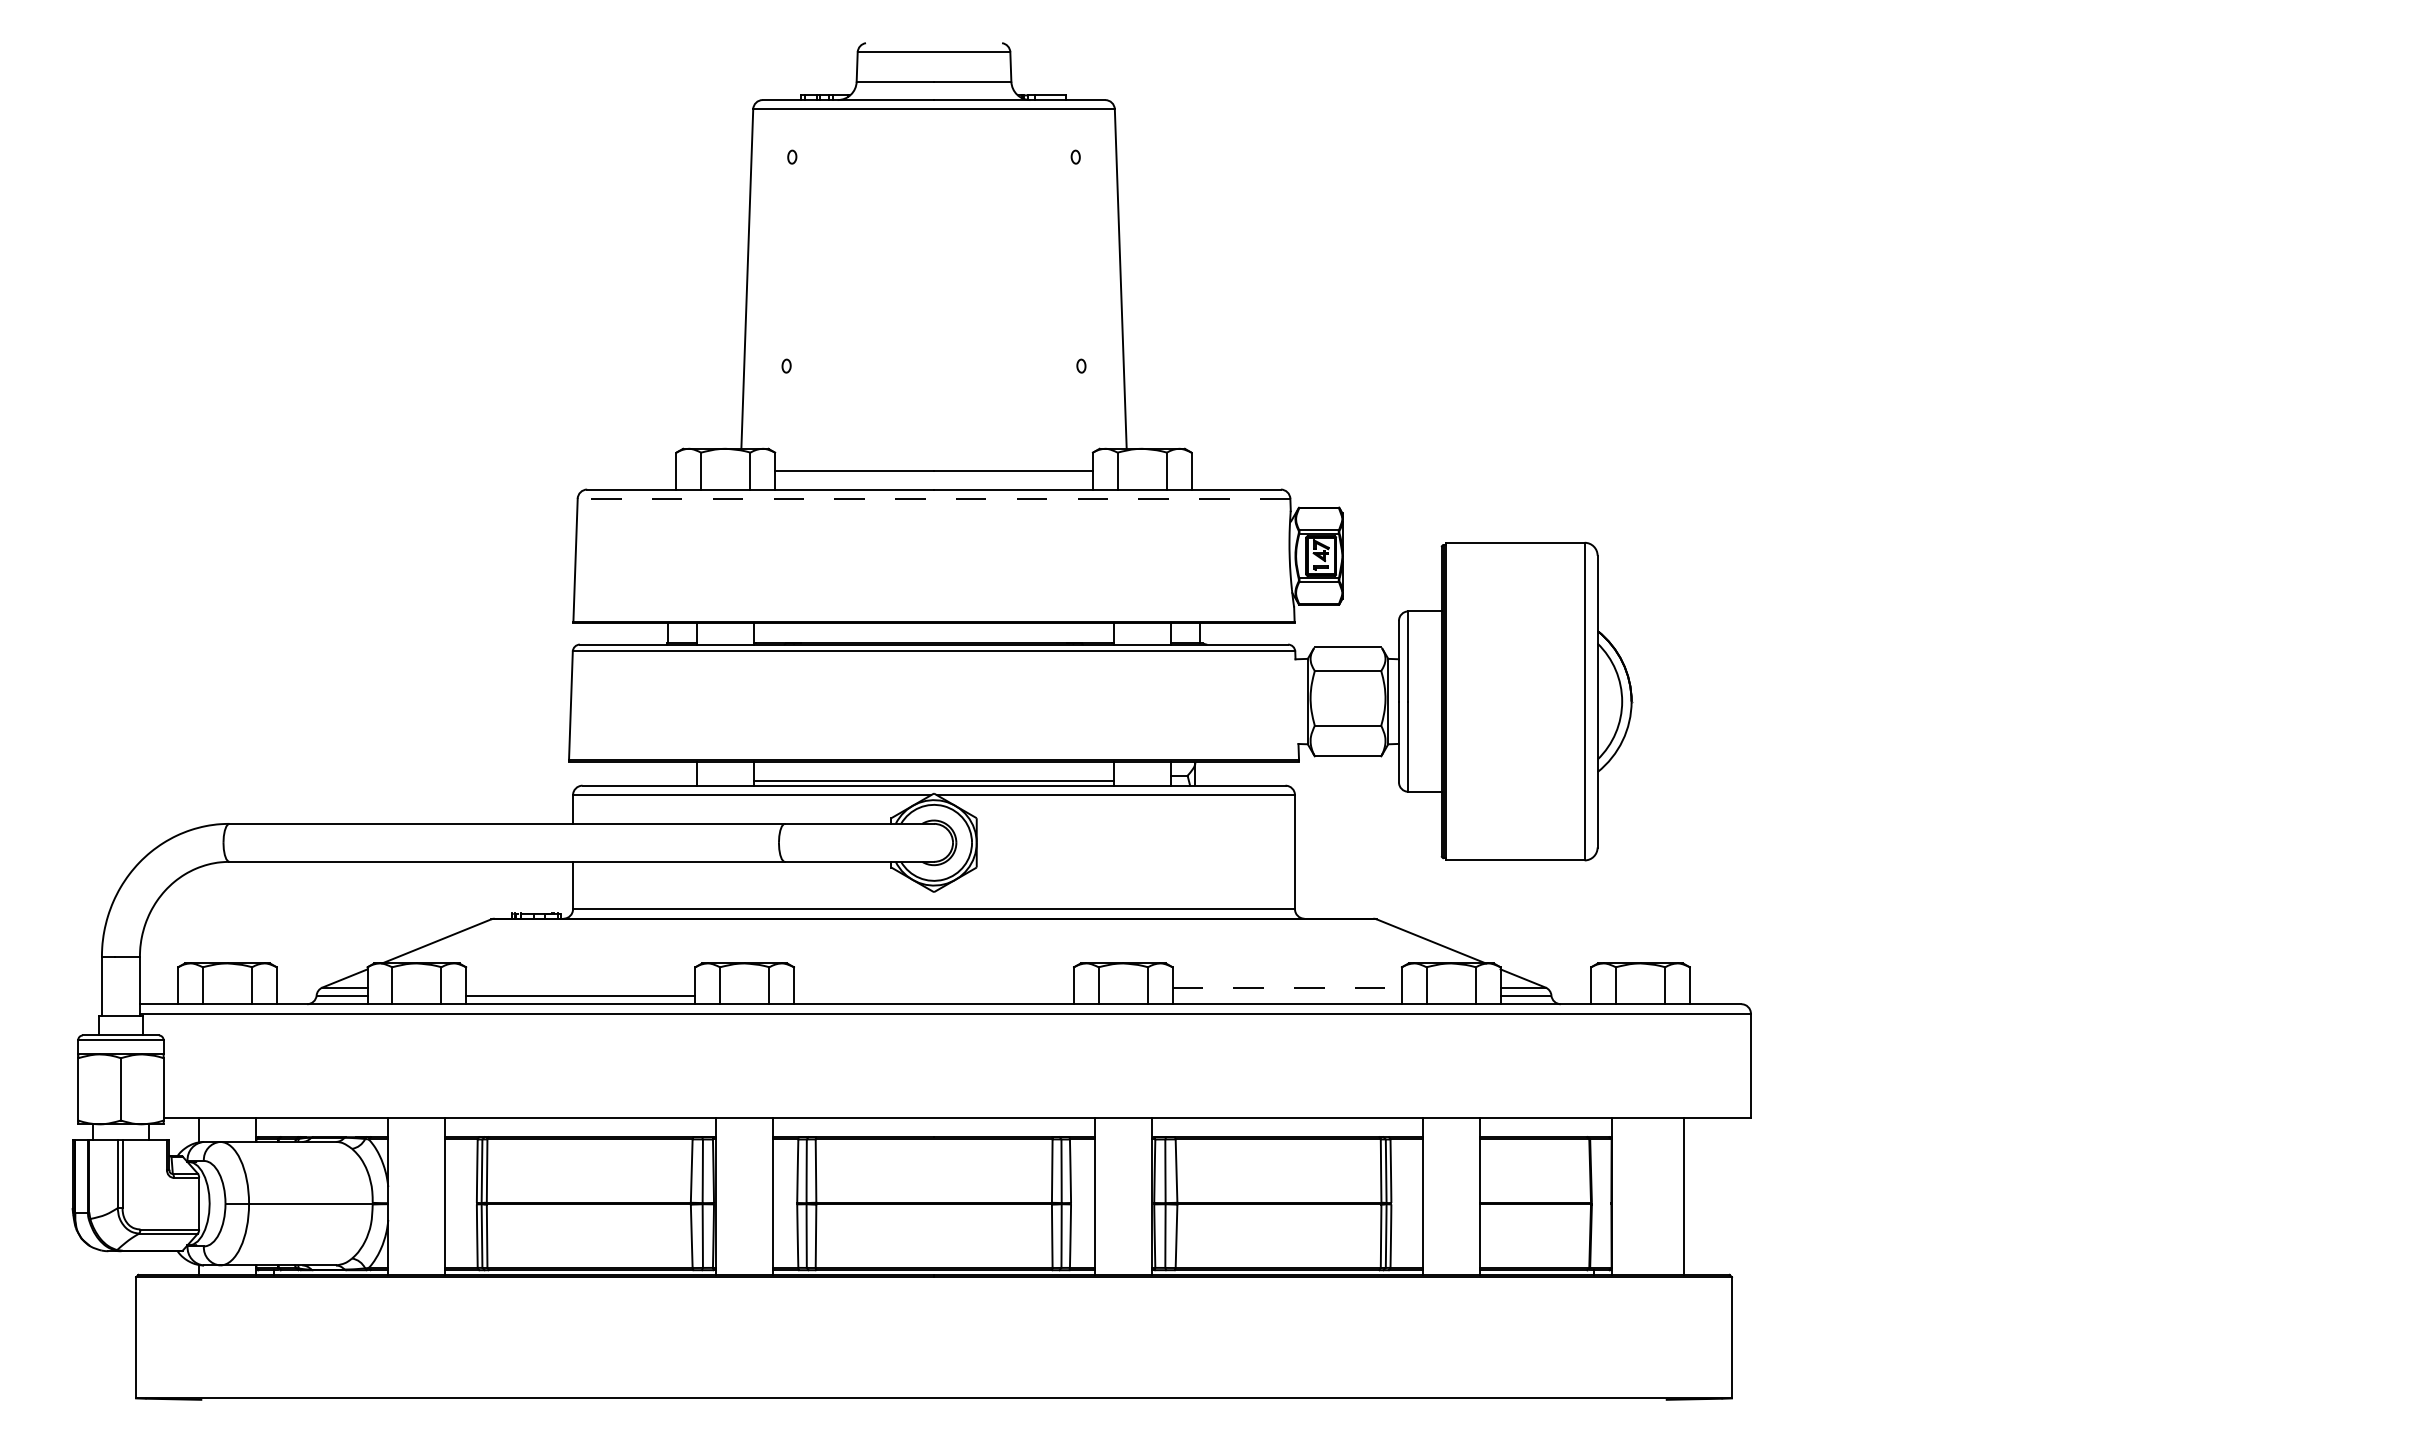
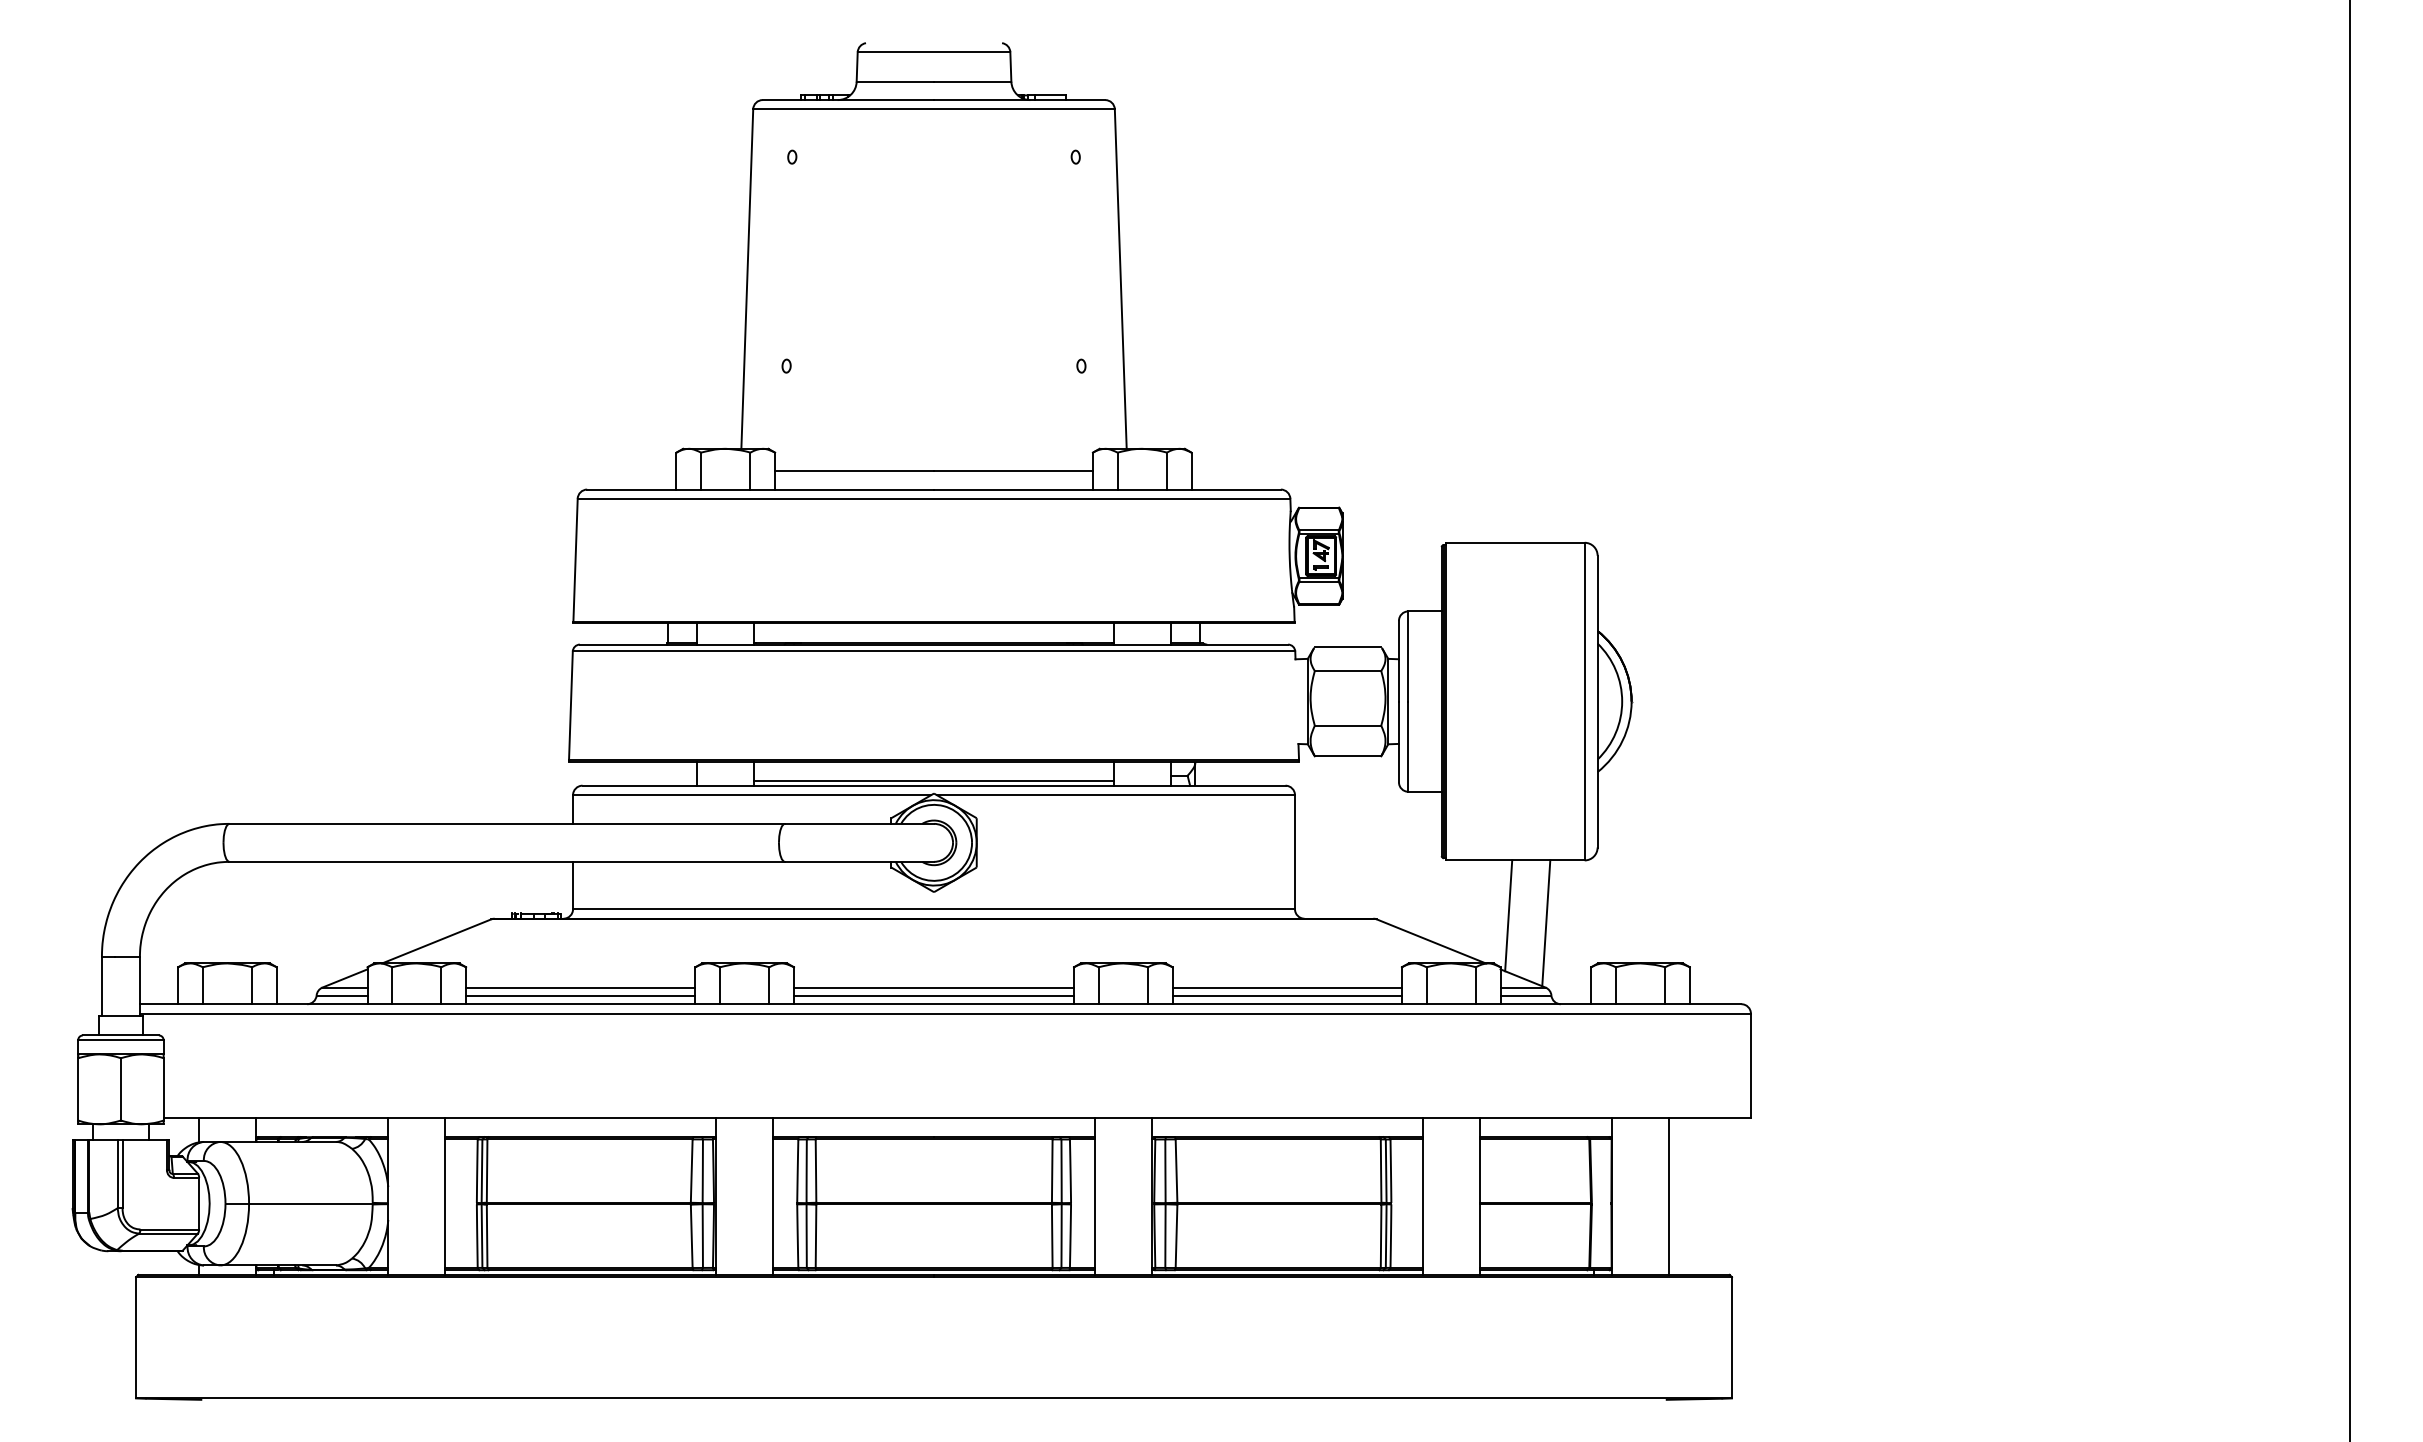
line: dashed -> solid (933, 498)
line: none -> present (2350, 720)
line: none -> present (1508, 915)
line: none -> present (1546, 923)
line: none -> present (580, 987)
line: none -> present (934, 987)
line: dashed -> solid (1287, 987)
line: none -> present (934, 995)
line: none -> present (1286, 995)
line position: (1684, 1196) -> (1669, 1196) (1669, 1196)
